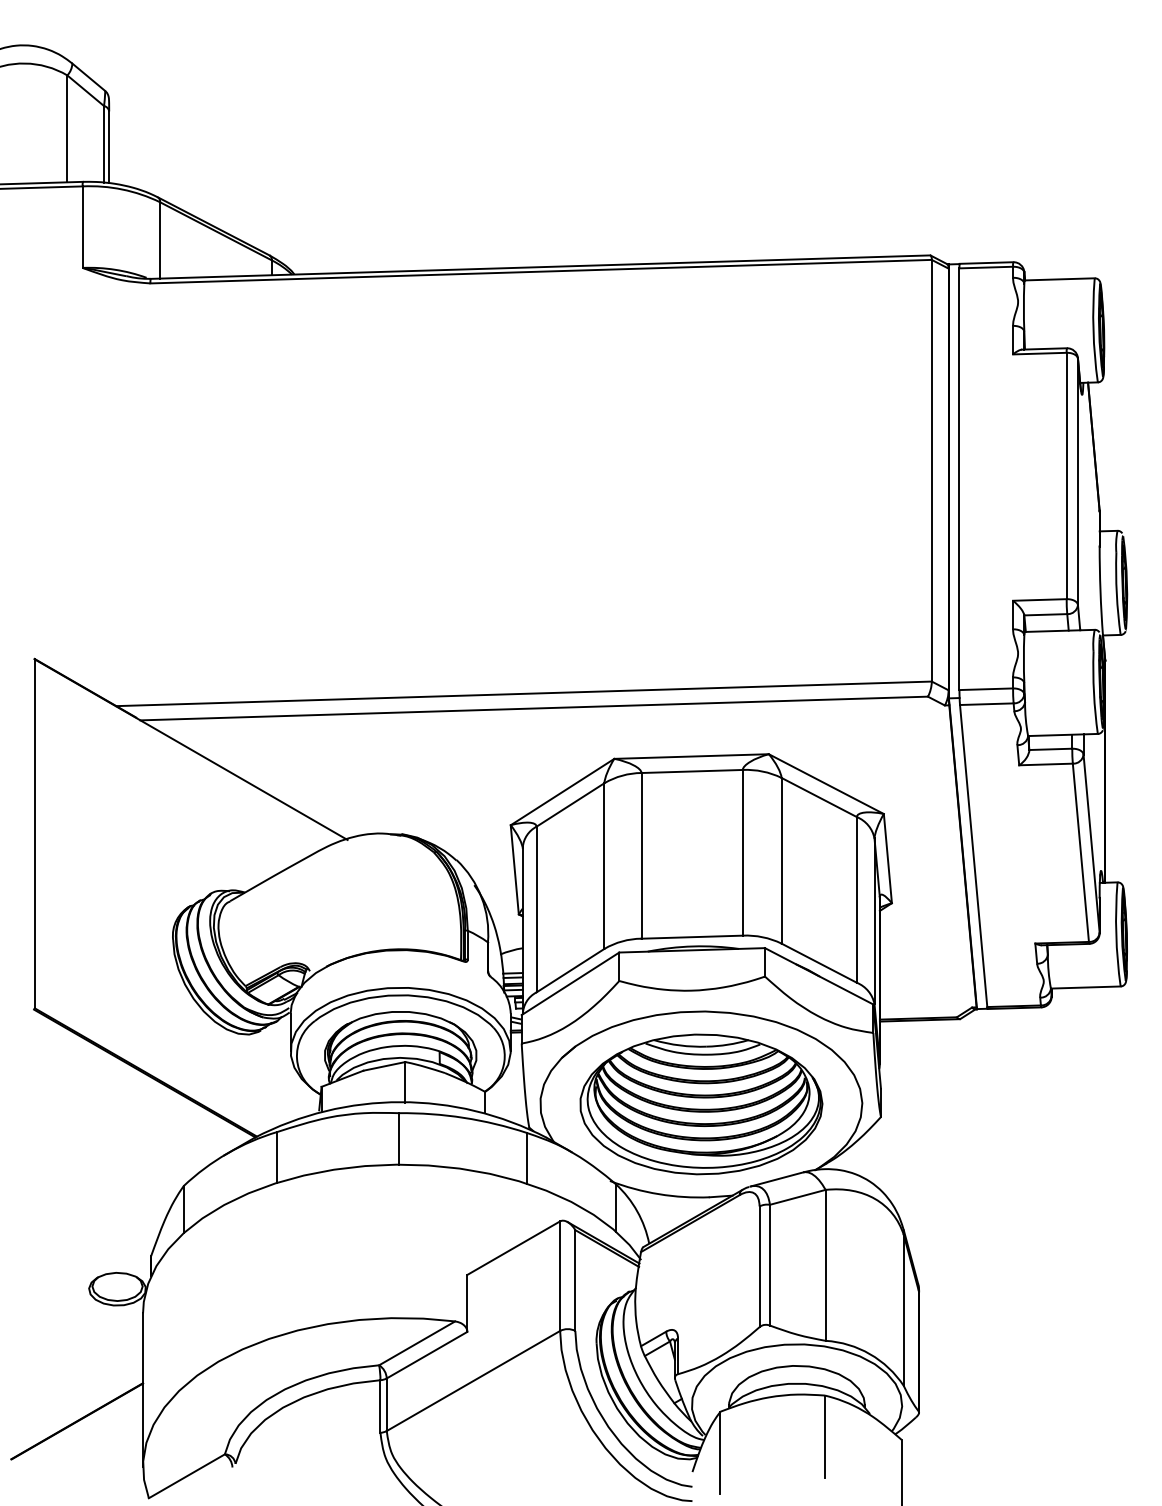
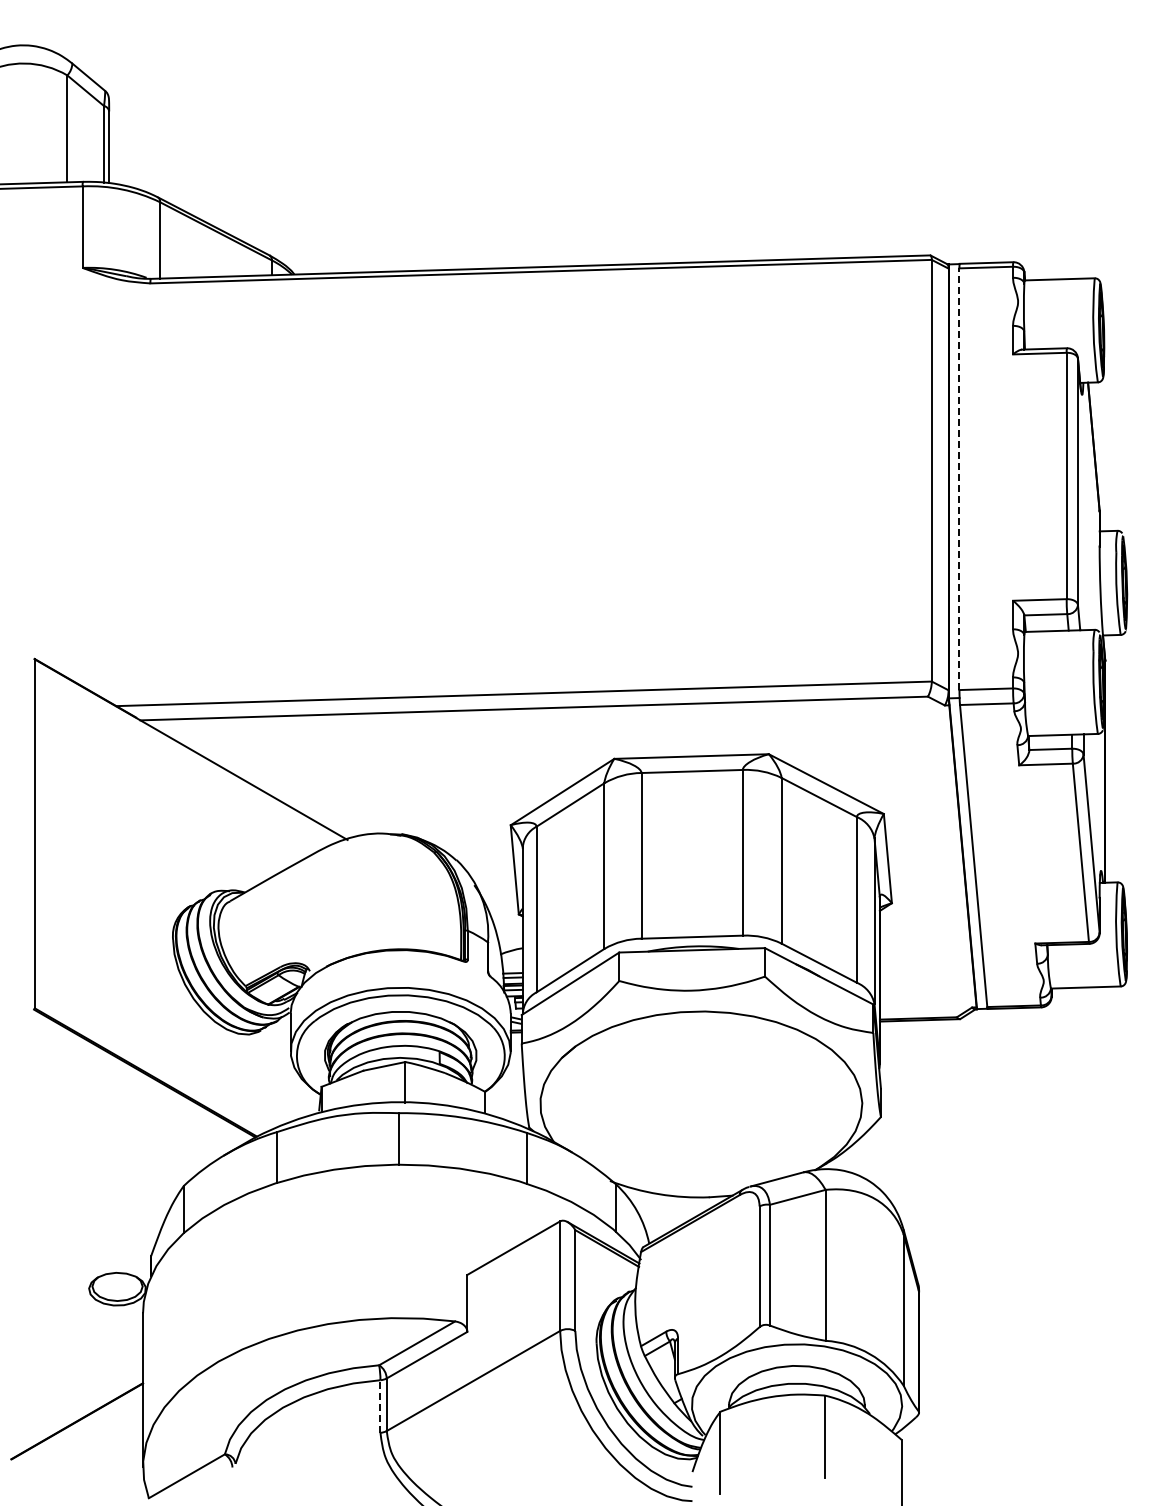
line: solid -> dashed (959, 479)
part: present -> none (701, 1104)
line: solid -> dashed (380, 1406)
